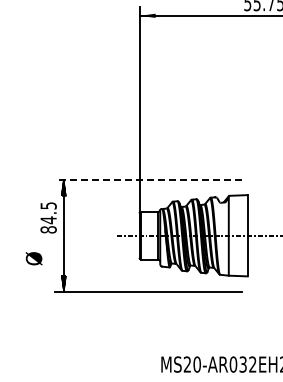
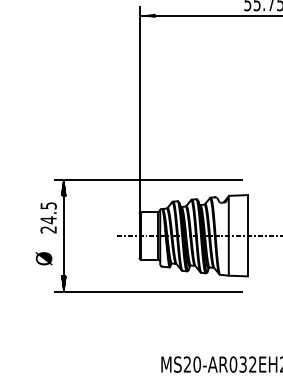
line: dashed -> solid (148, 179)
text: 84.5 -> 24.5 (48, 229)
text position: (33, 258) -> (43, 258) (43, 258)
